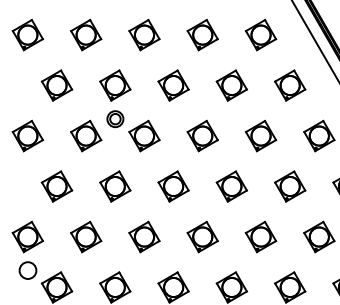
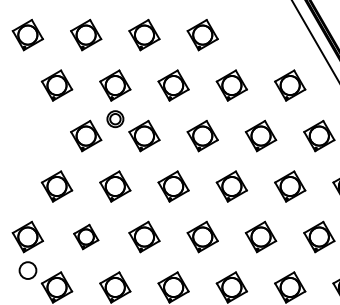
part: present -> none (260, 34)
part: present -> none (27, 135)
part size: 33x34 px -> 27x28 px (86, 236)
